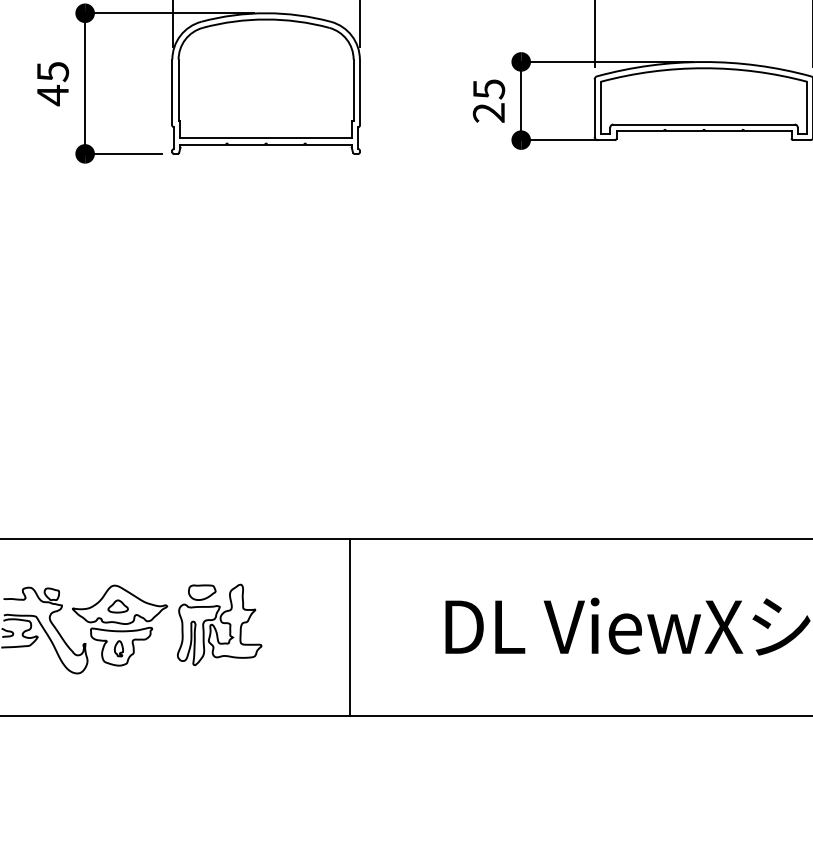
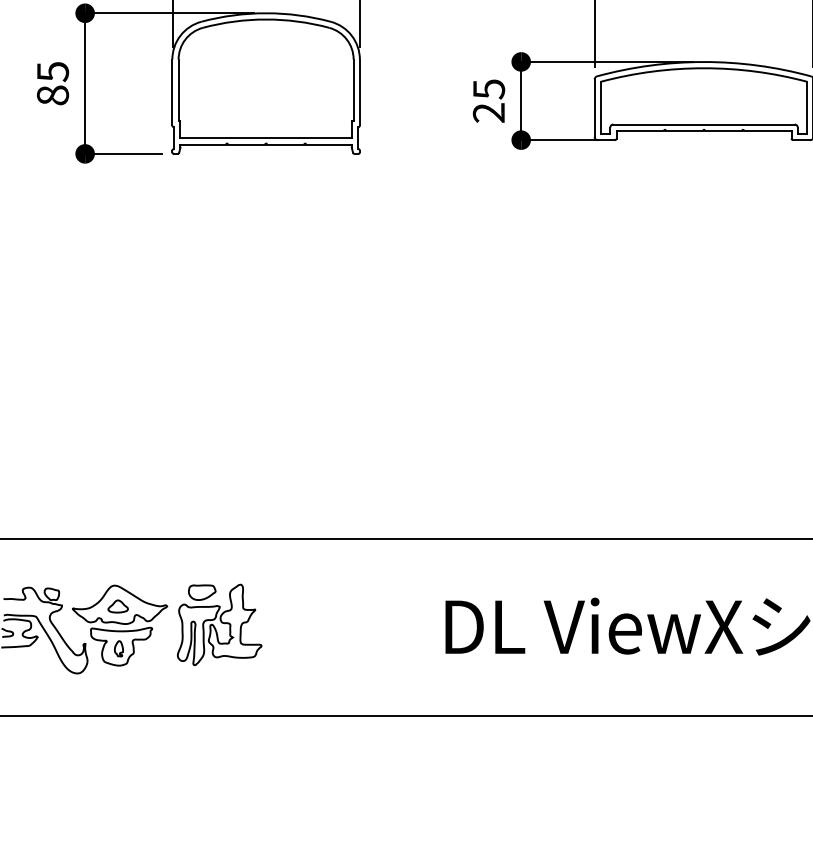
text: 45 -> 85 (52, 95)
line: present -> none (349, 626)
